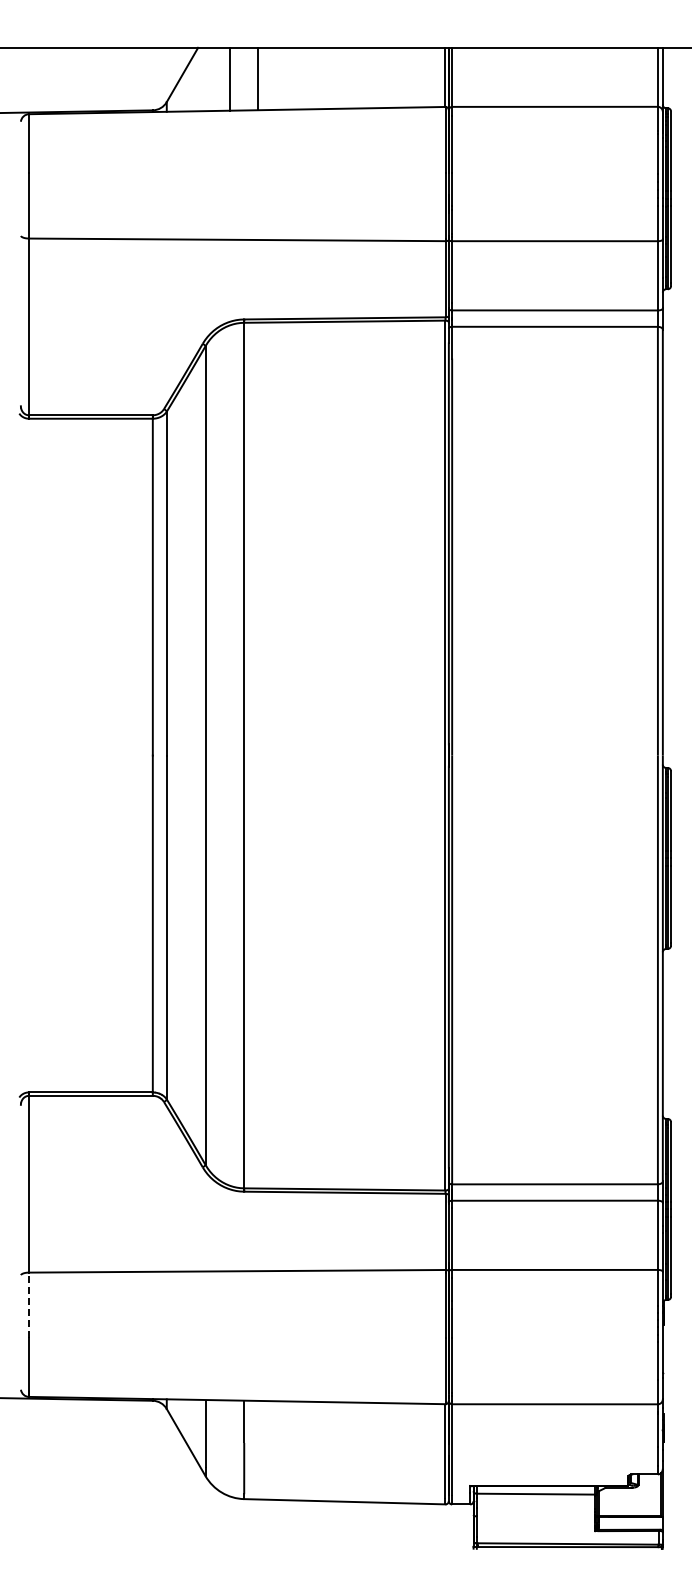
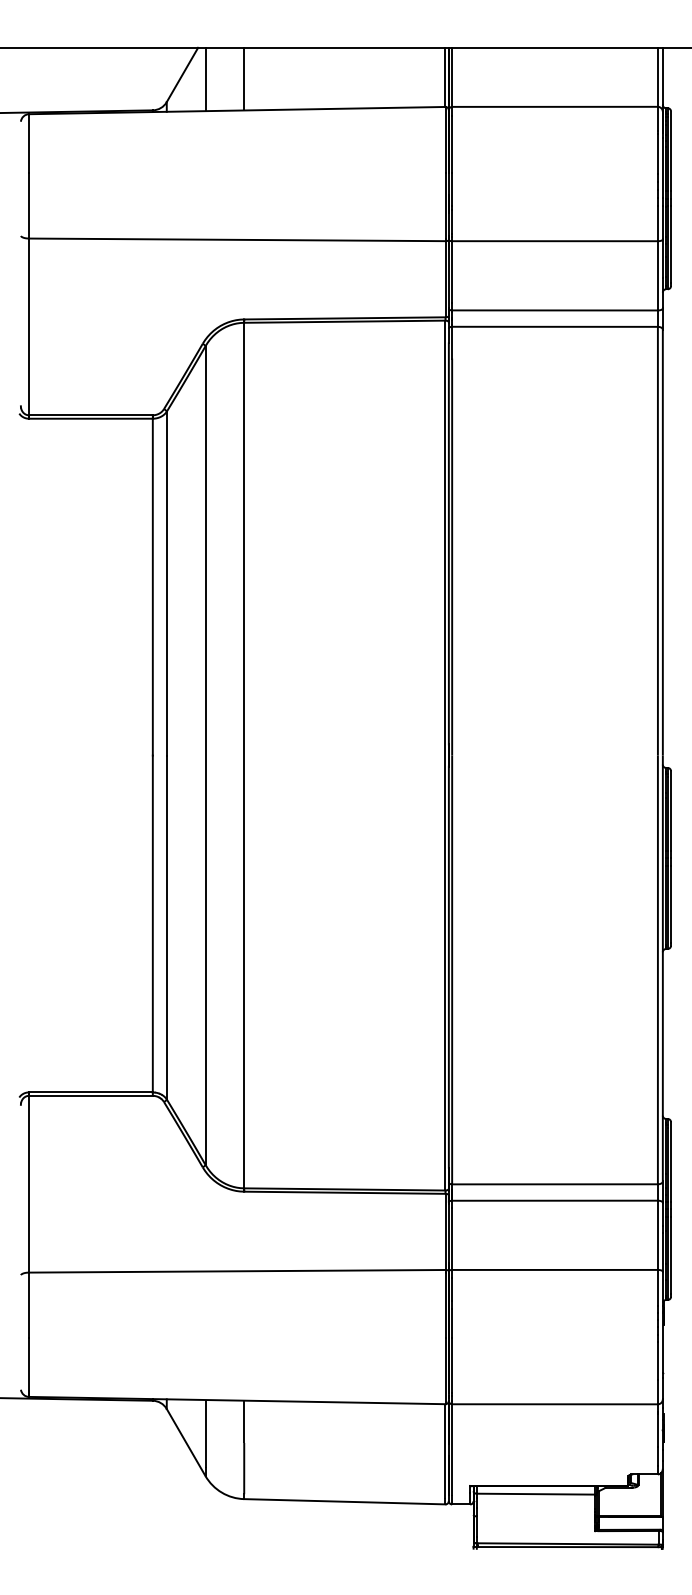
line position: (258, 78) -> (244, 78) (244, 78)
line position: (229, 79) -> (205, 79) (205, 79)
line: dashed -> solid (29, 1305)
